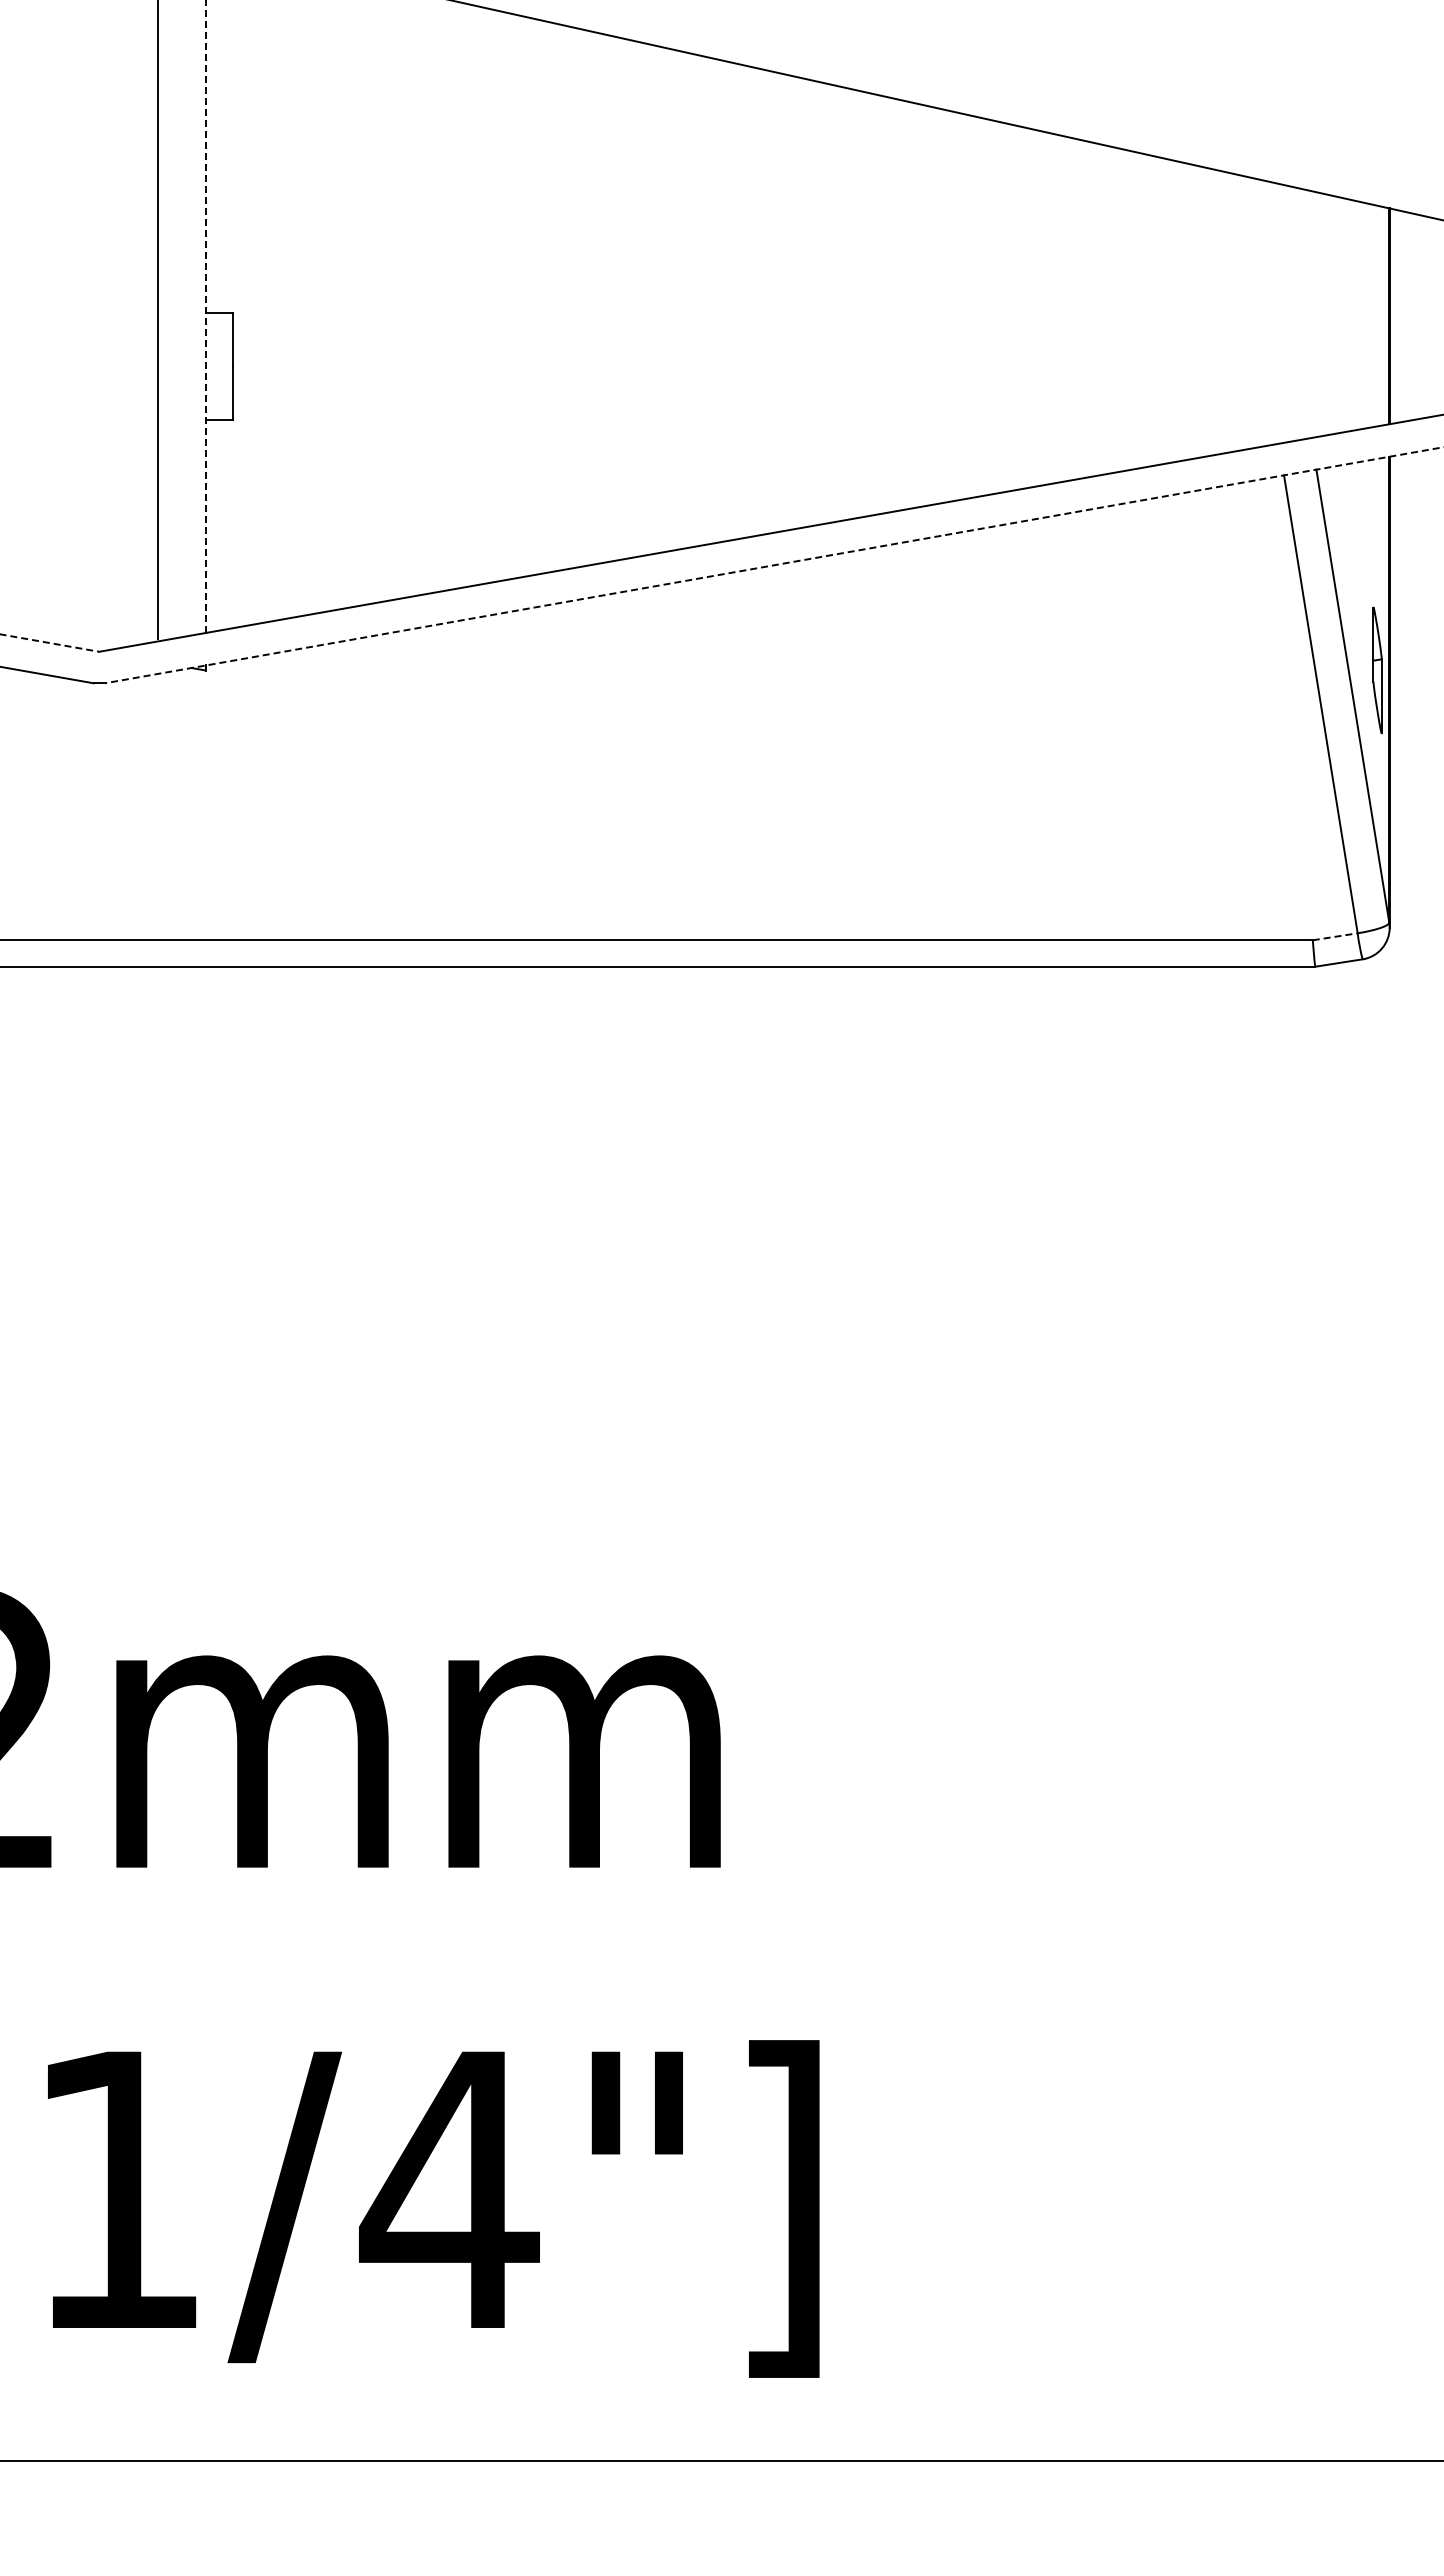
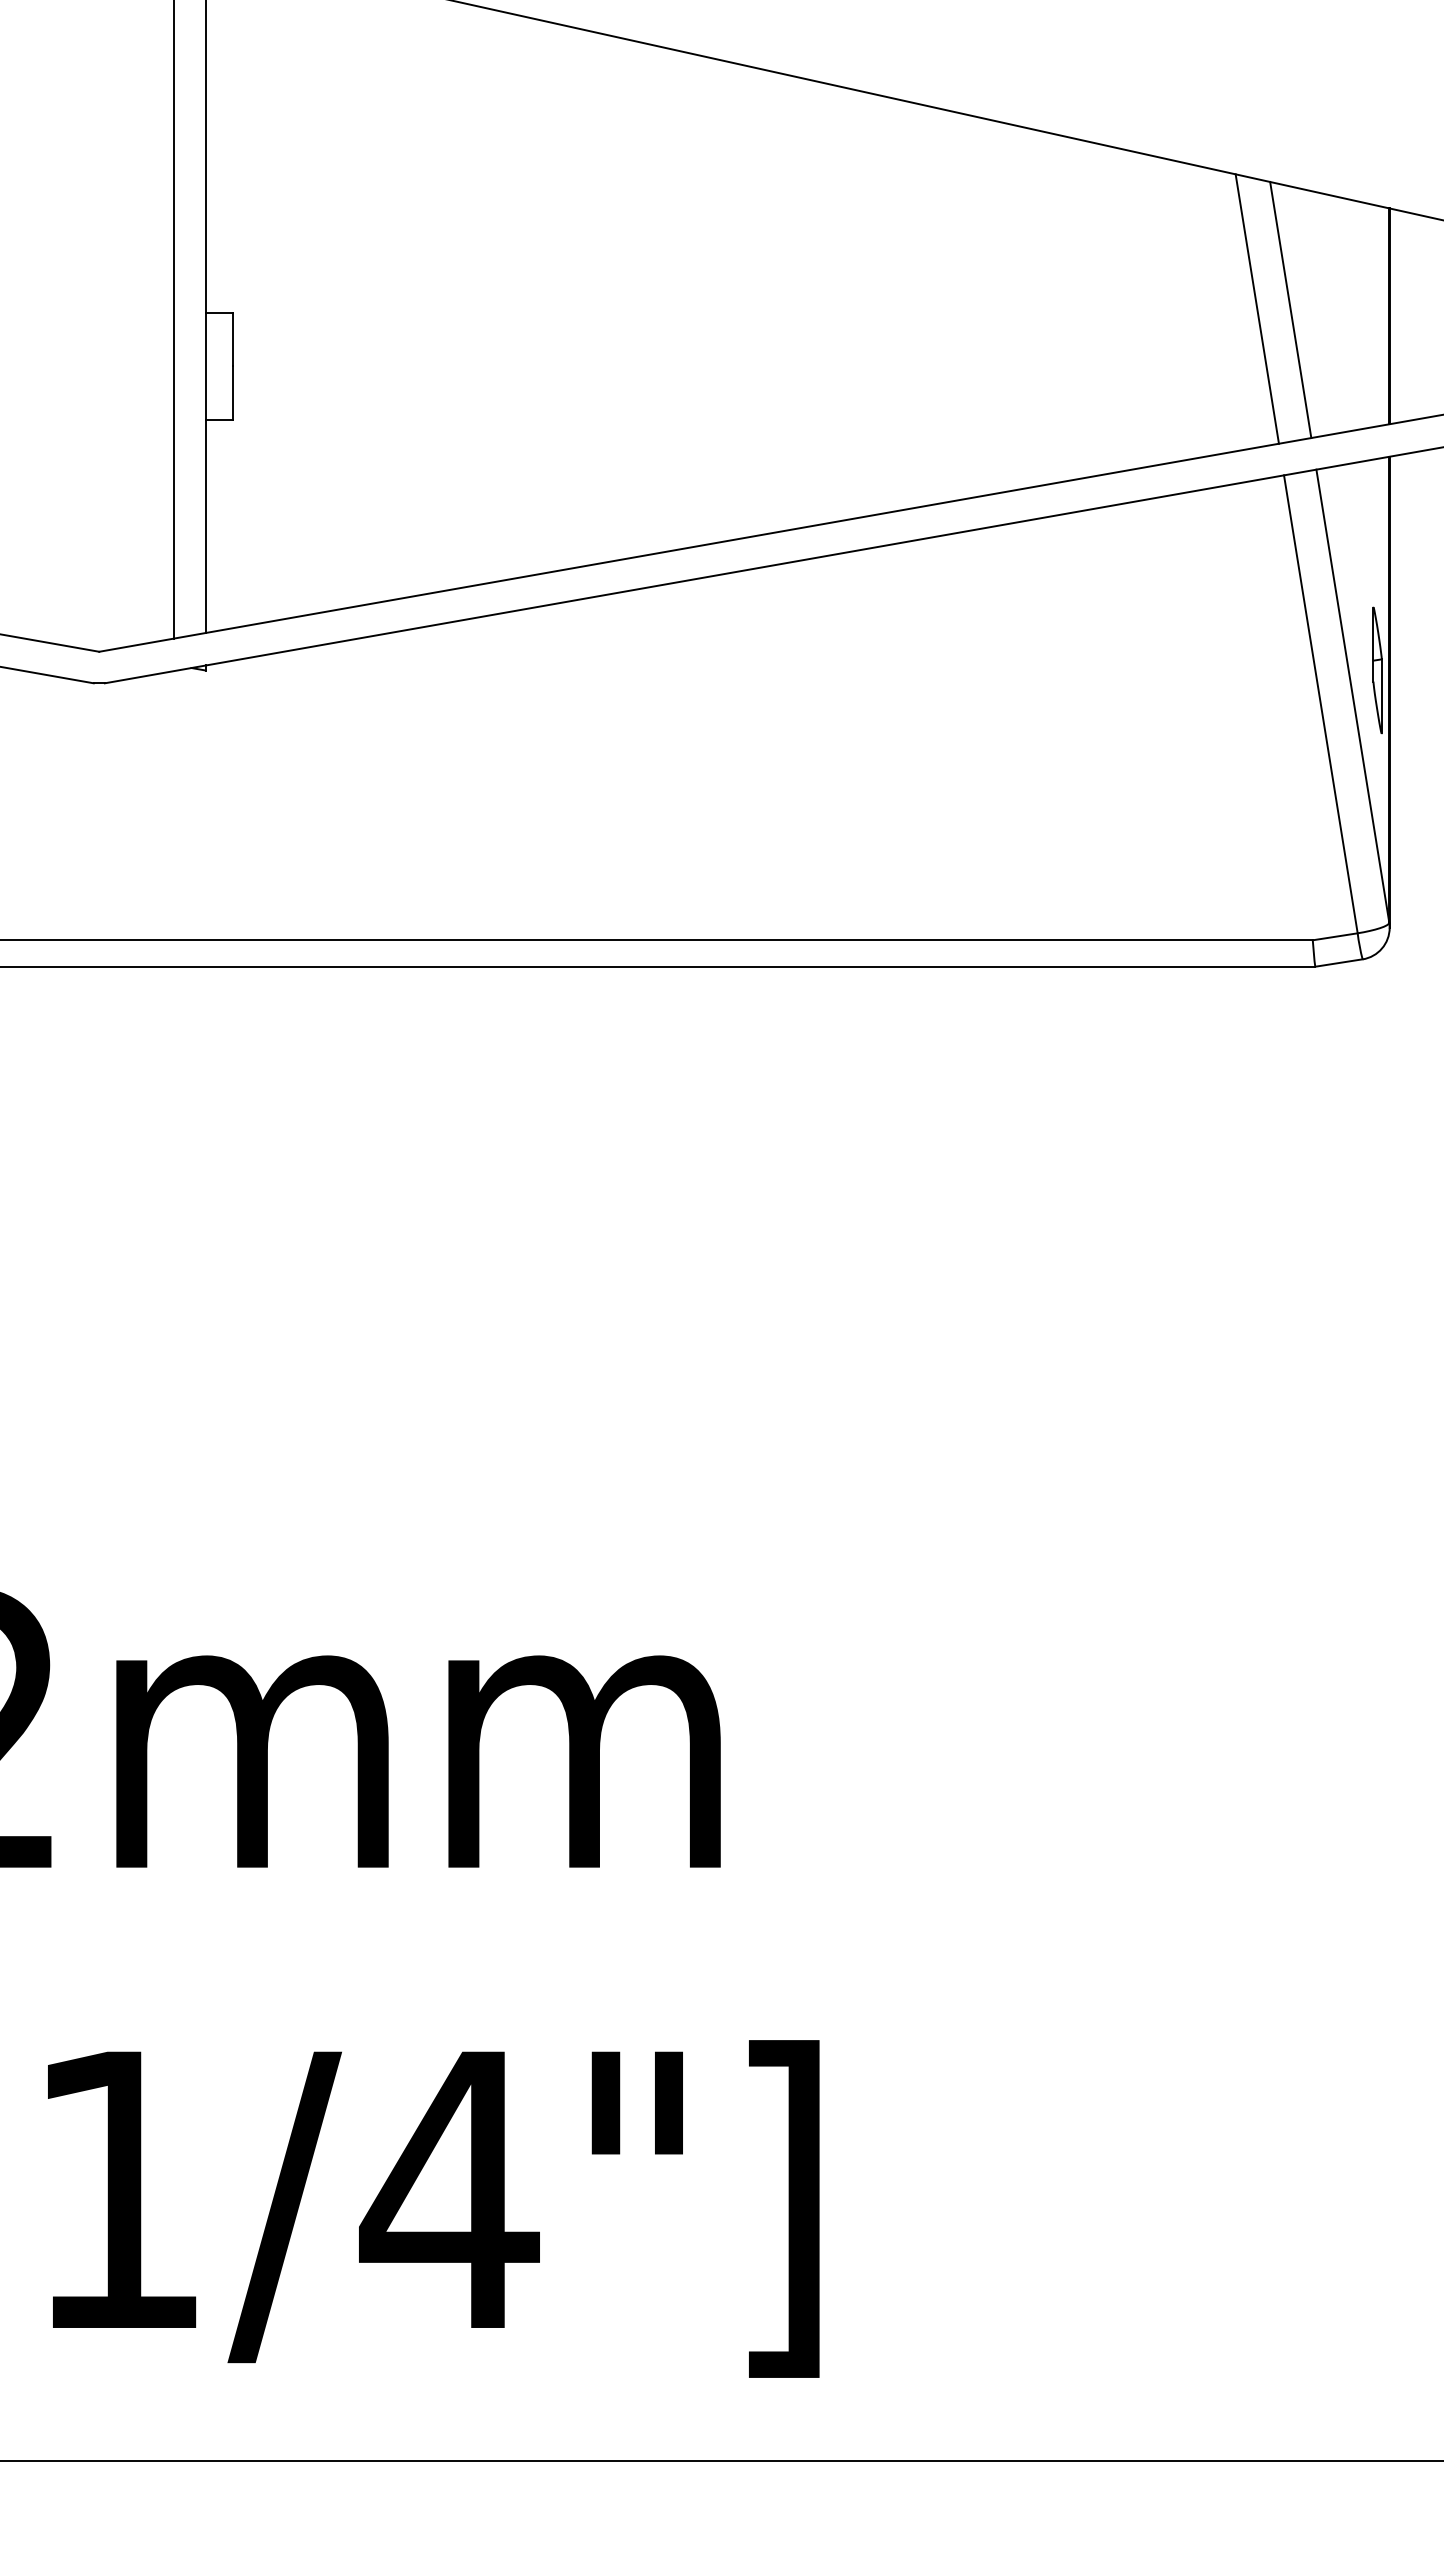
line: none -> present (1256, 308)
line: none -> present (1290, 309)
line: dashed -> solid (205, 316)
line position: (157, 320) -> (173, 320) (173, 320)
line: dashed -> solid (774, 565)
line: dashed -> solid (50, 643)
line: dashed -> solid (1335, 936)
